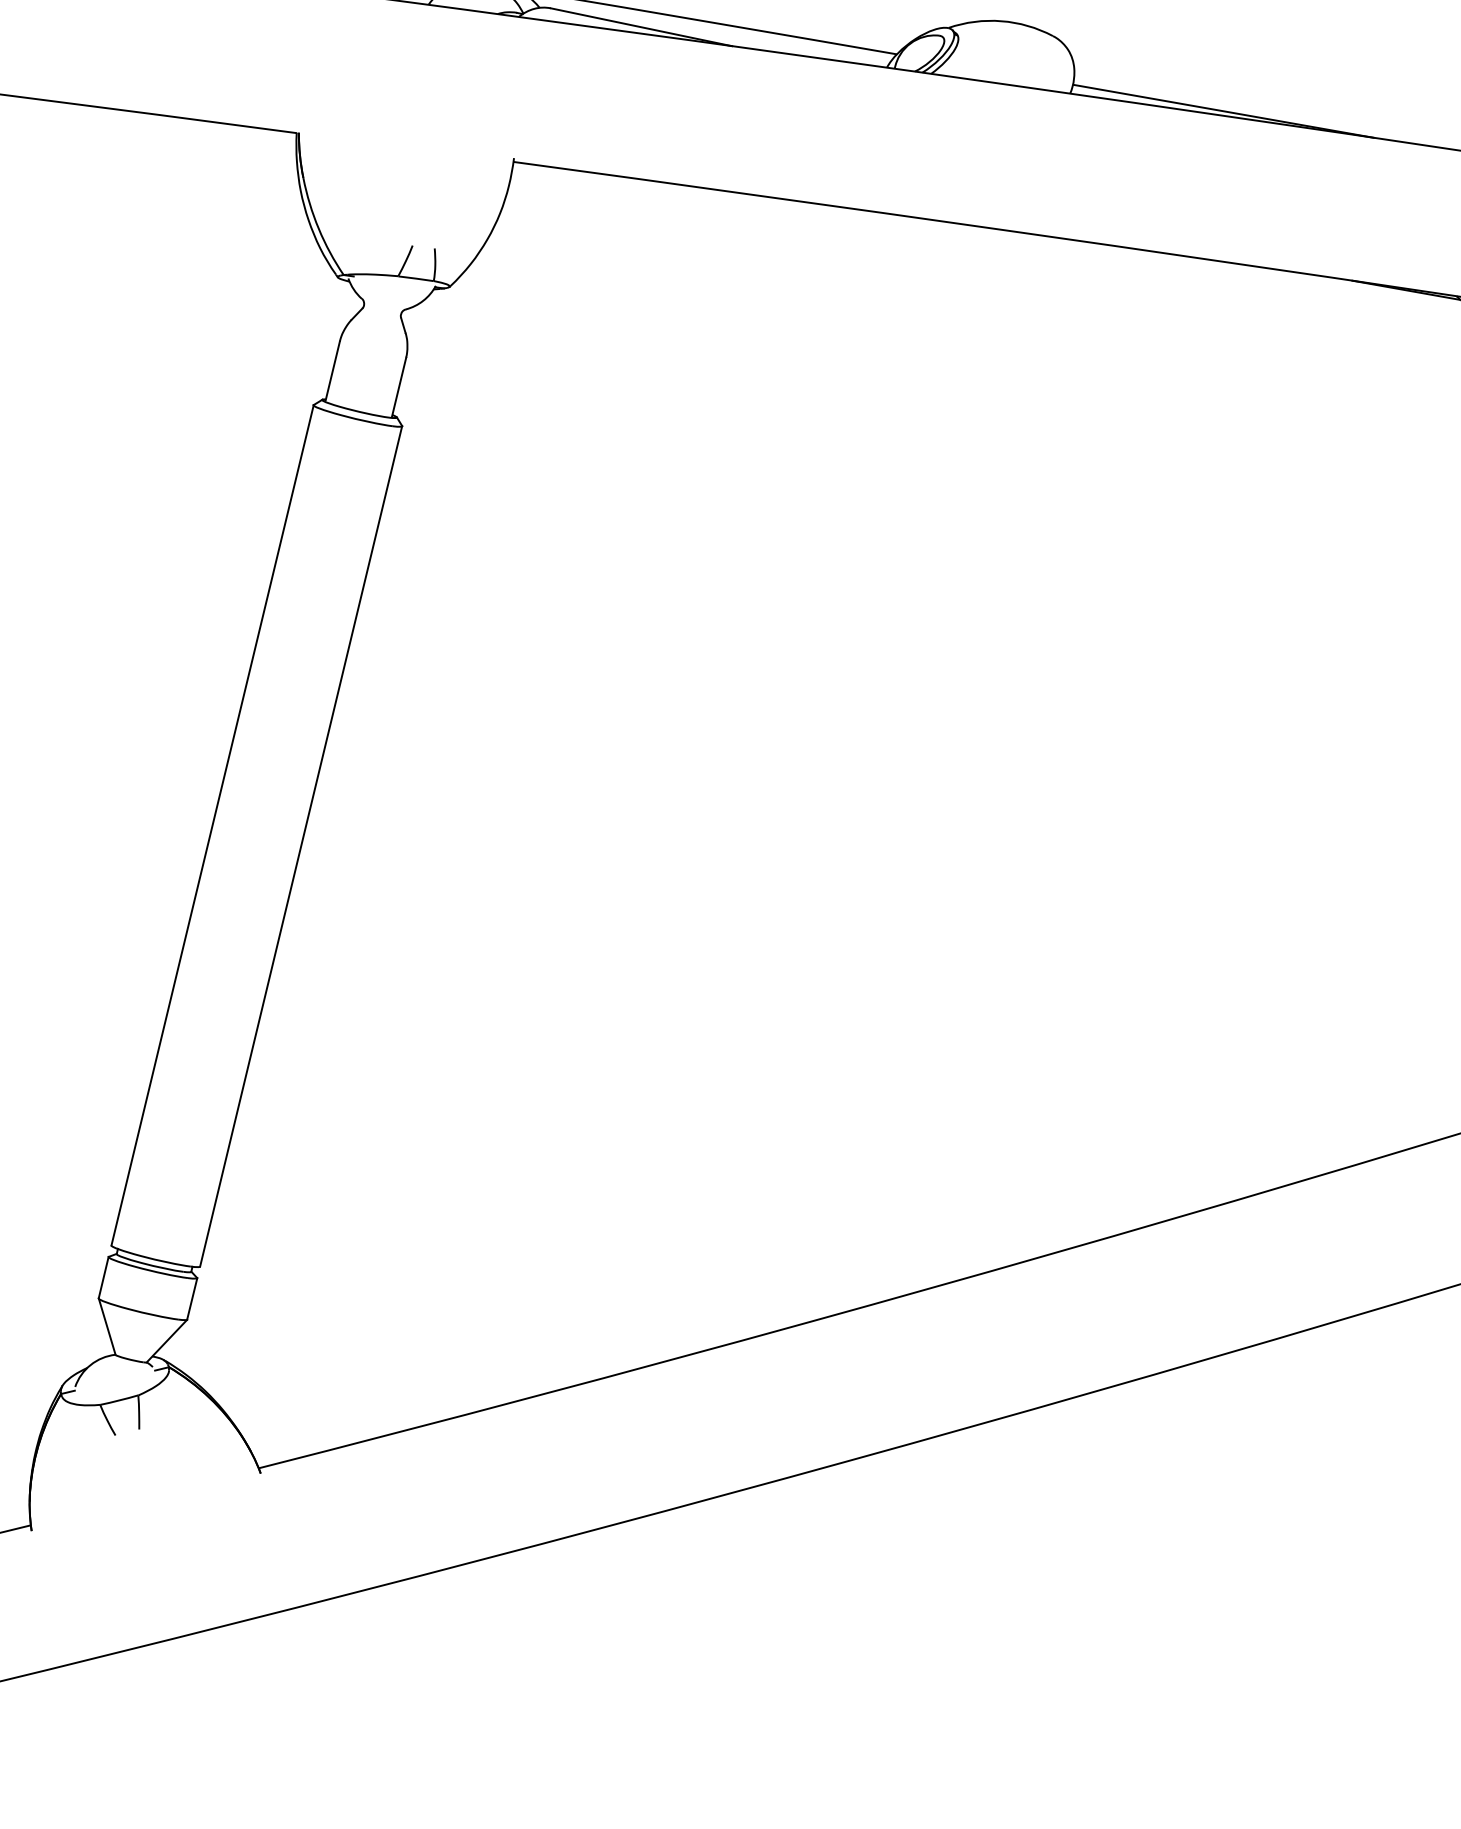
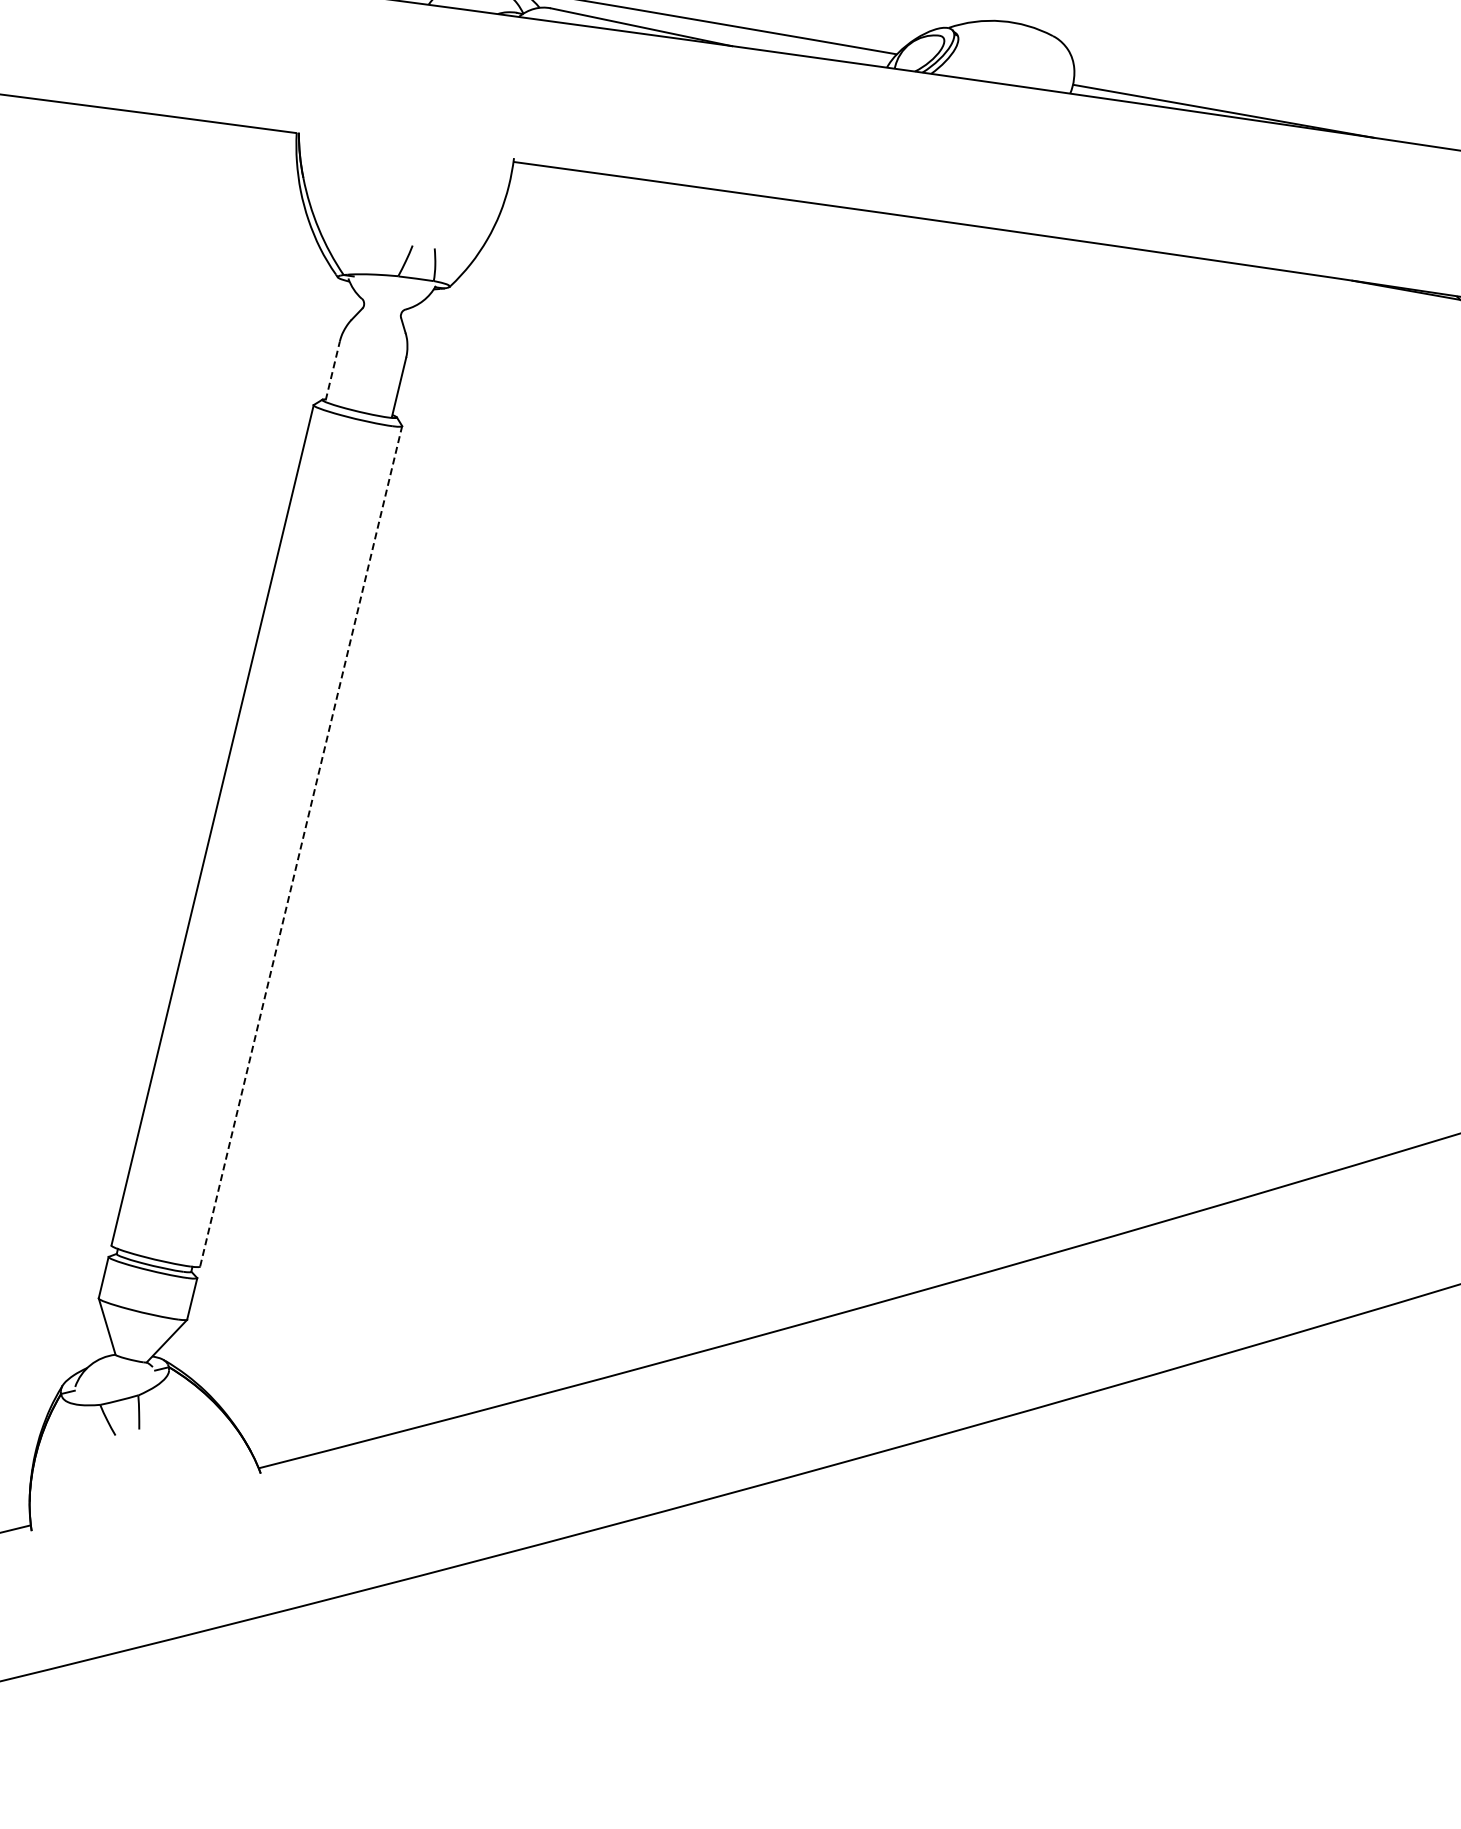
line: solid -> dashed (332, 370)
line: solid -> dashed (301, 845)
